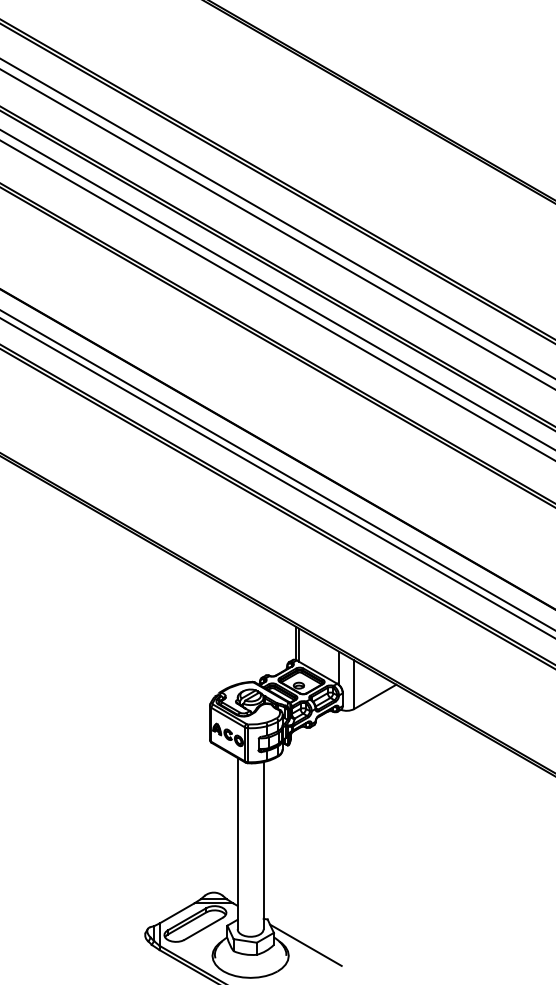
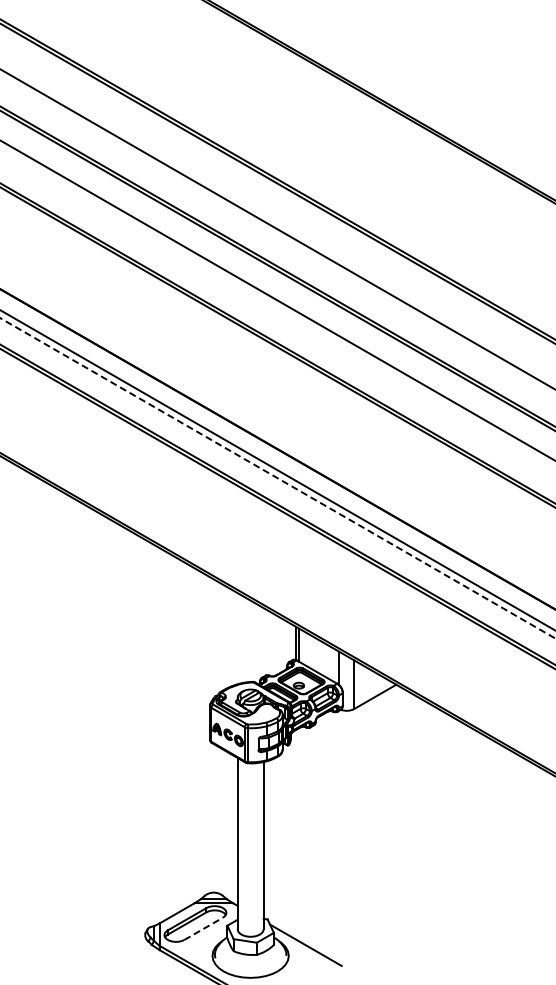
line: present -> none (277, 218)
line: present -> none (277, 289)
line: solid -> dashed (278, 478)
line: solid -> dashed (204, 928)
